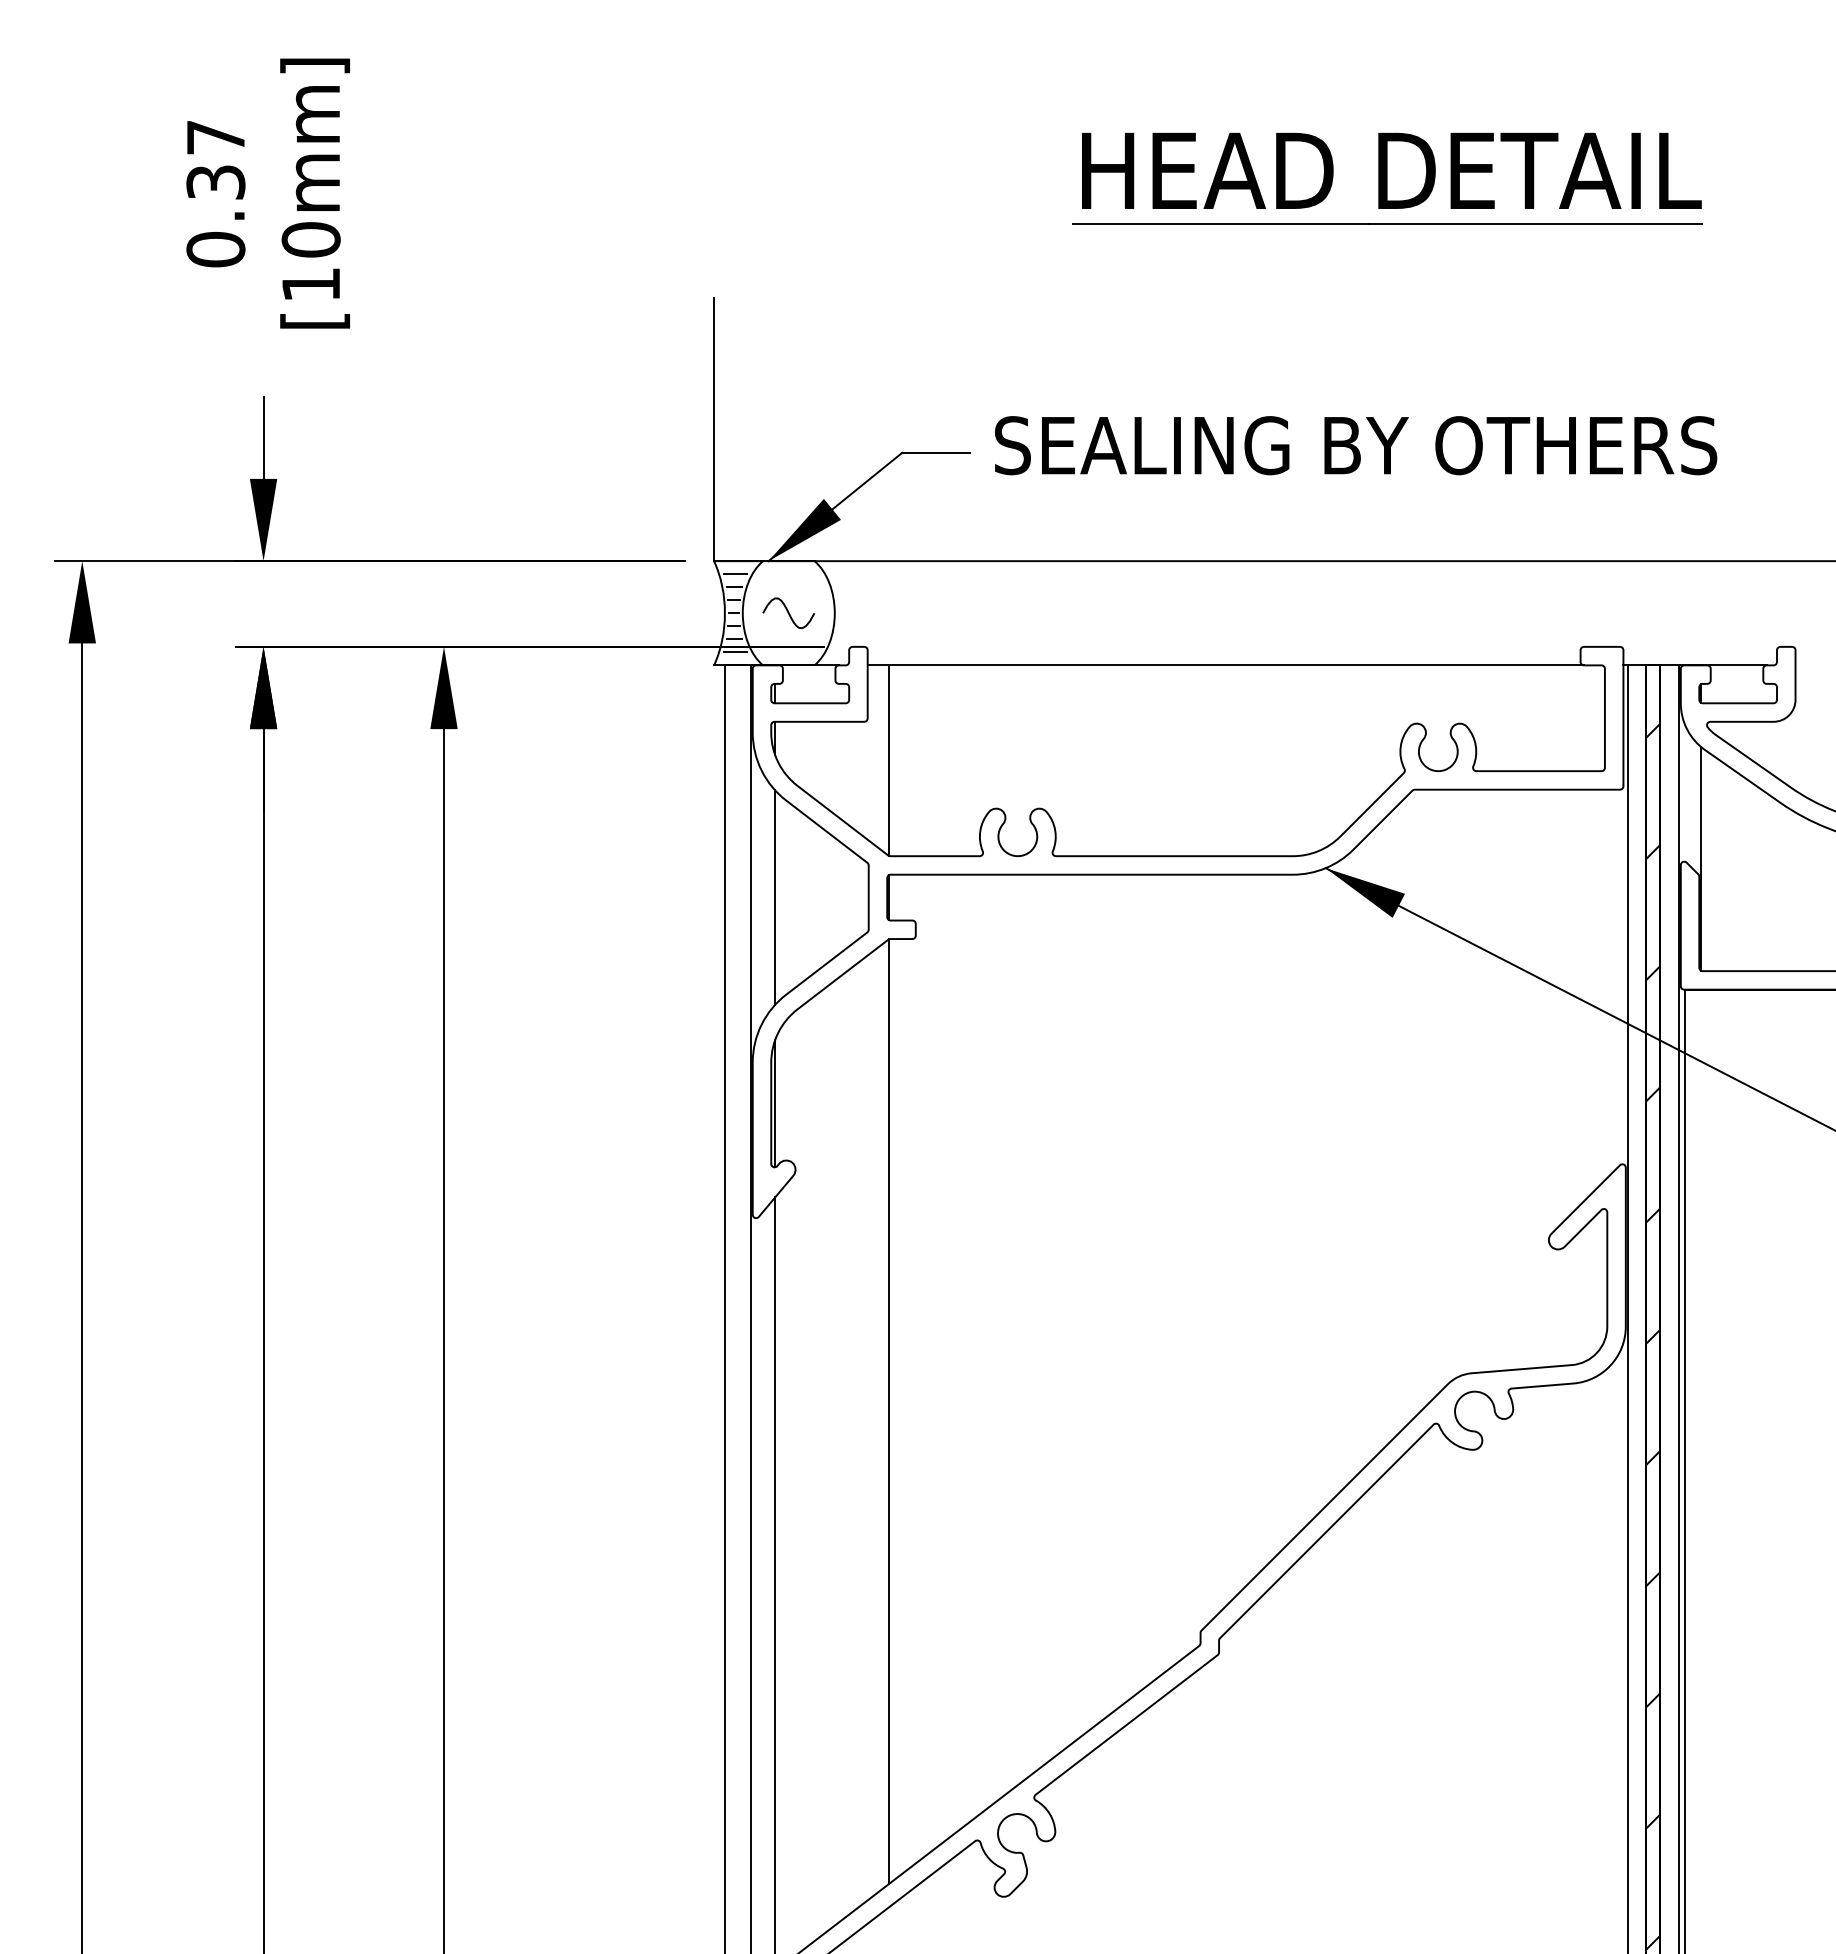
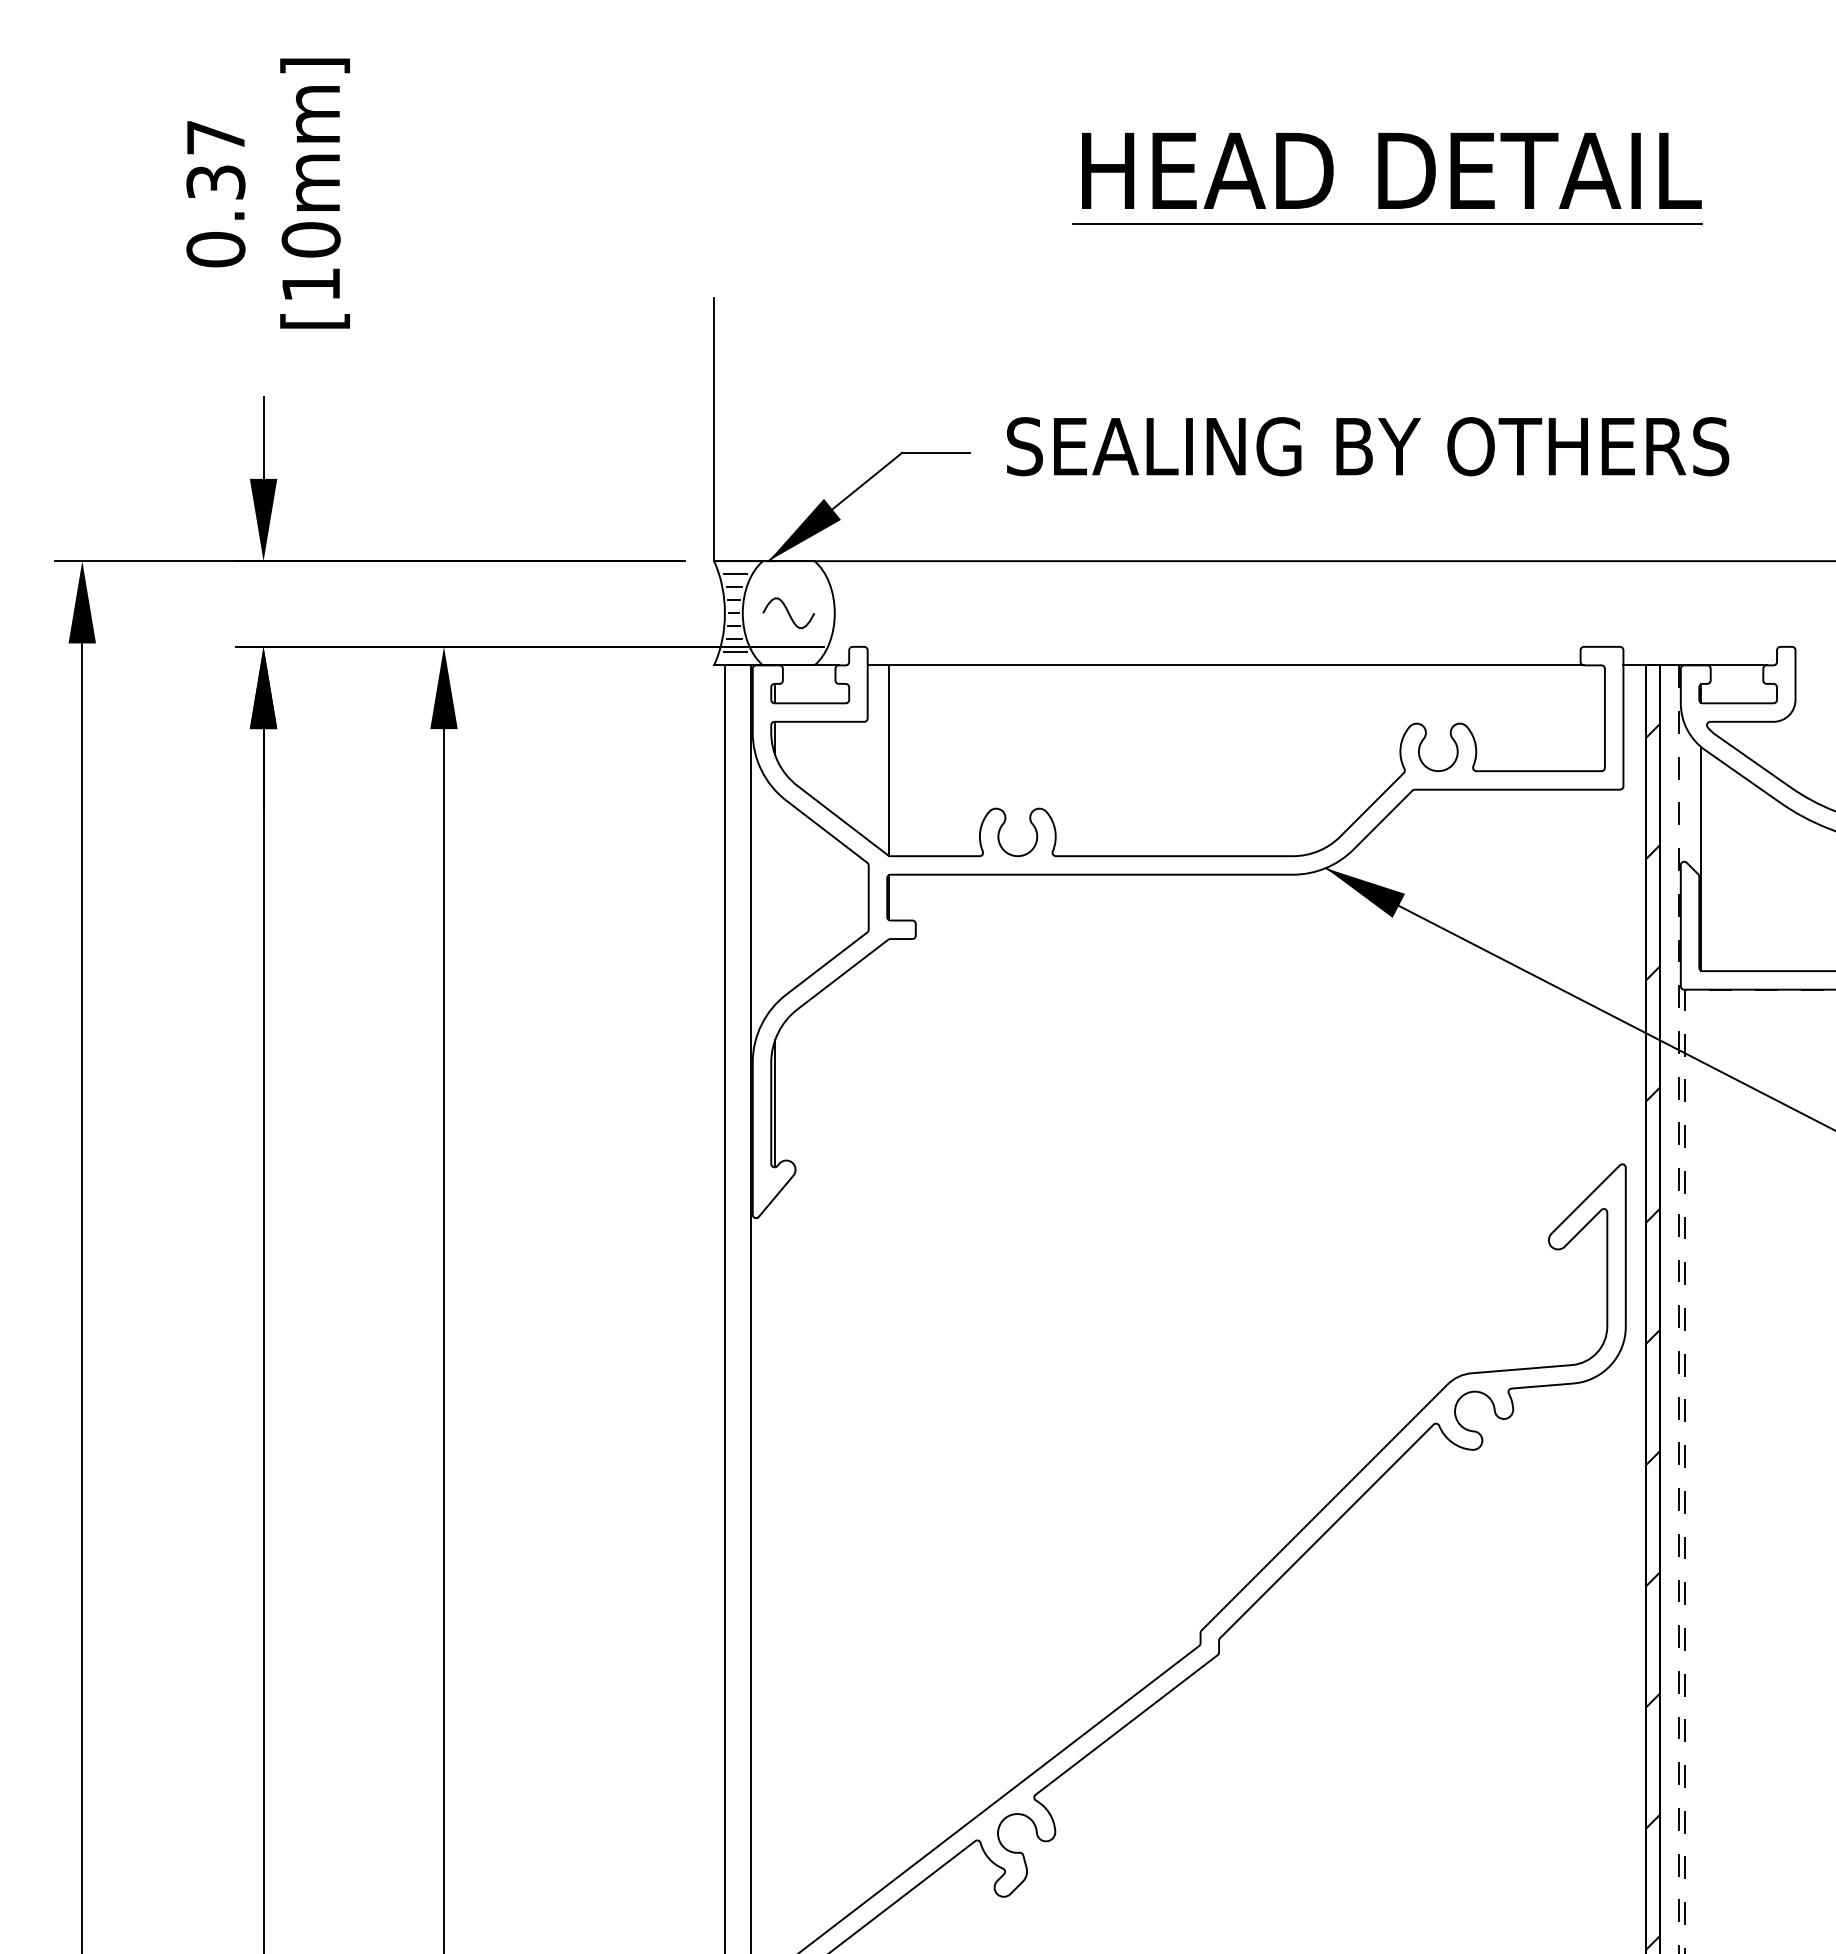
text position: (1356, 445) -> (1368, 446) (1368, 446)
line: present -> none (775, 897)
line: present -> none (1627, 1307)
line: solid -> dashed (1678, 1310)
line: solid -> dashed (1684, 1395)
line: present -> none (889, 1411)
line: present -> none (775, 1573)
